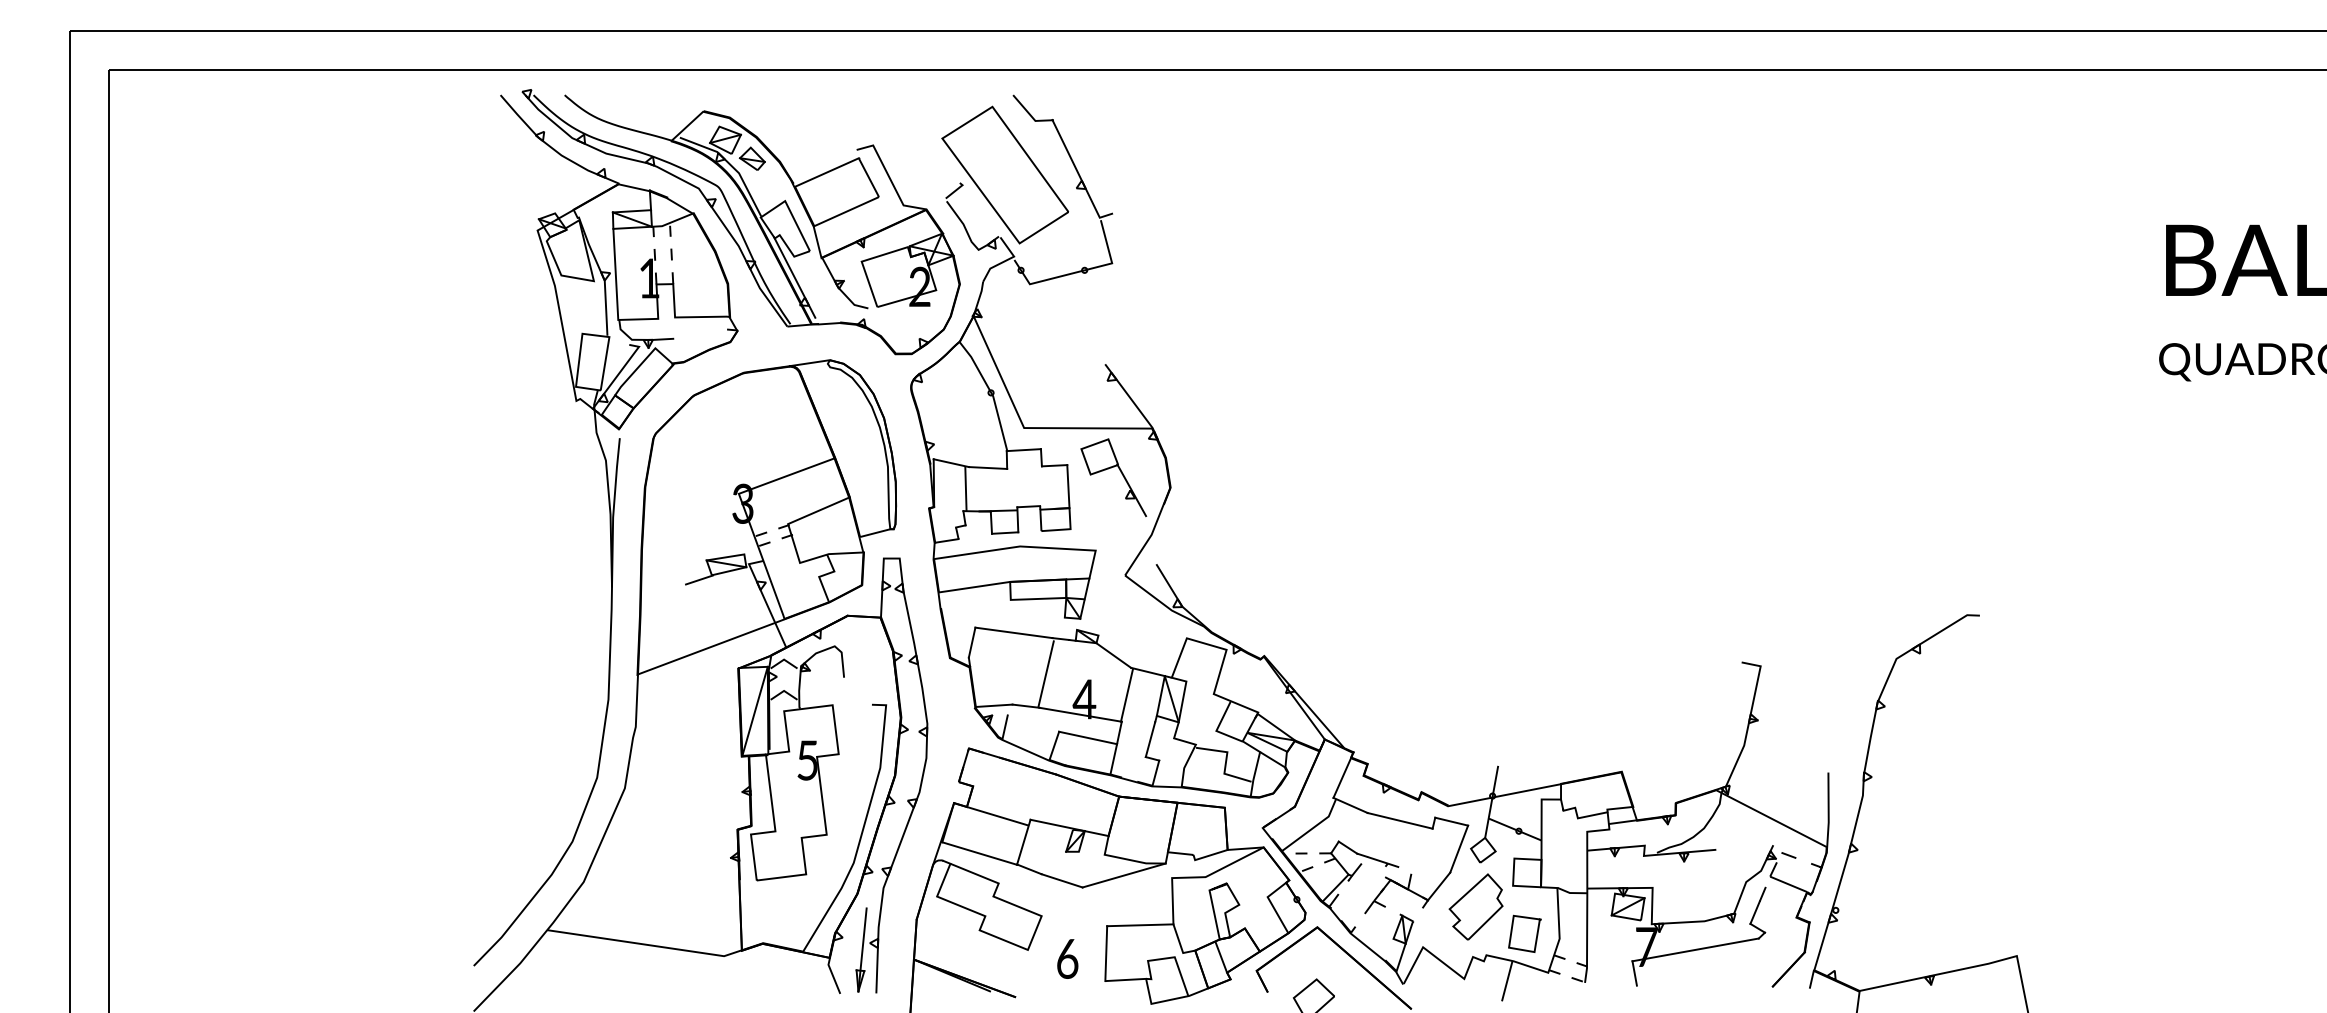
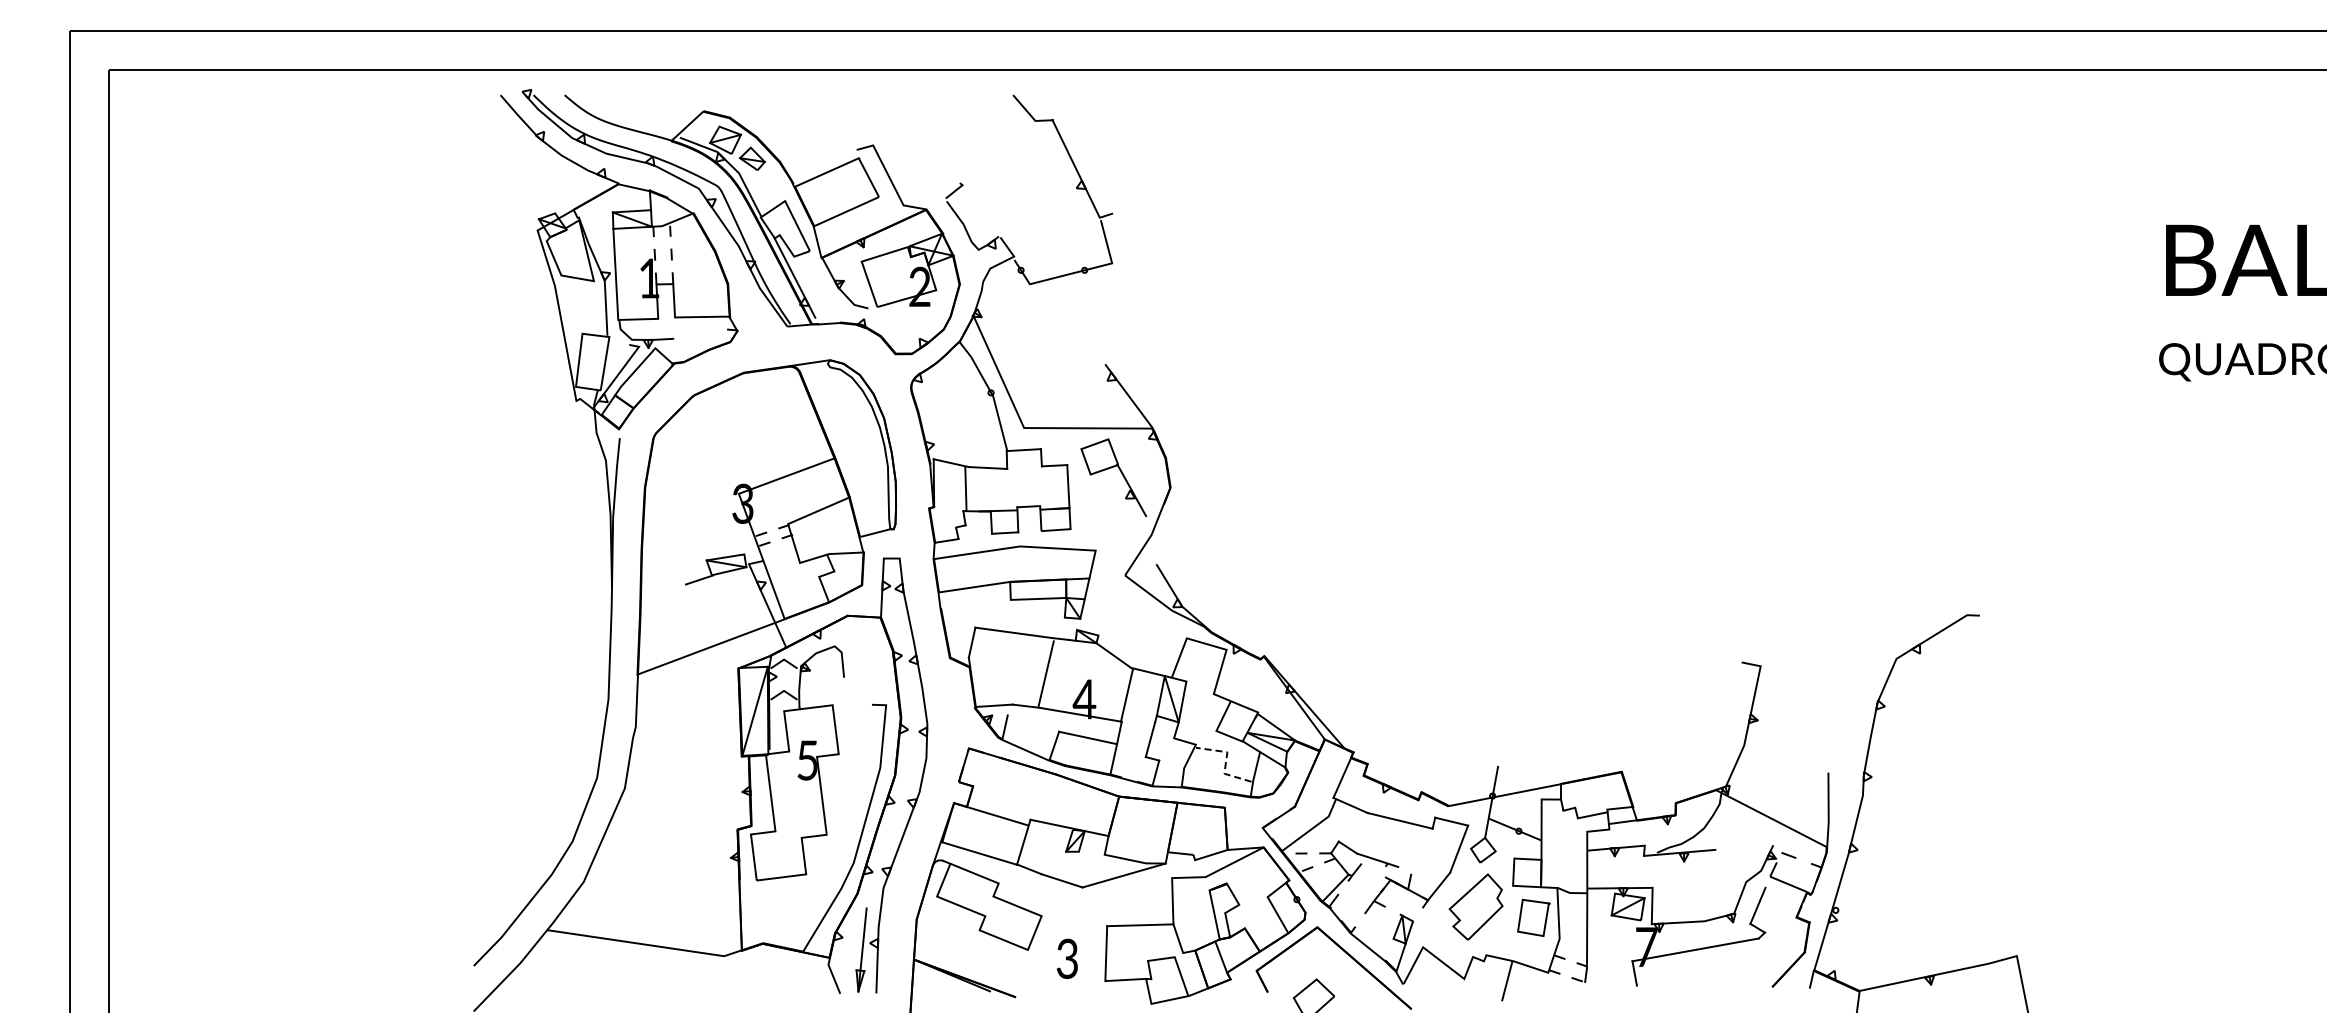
part: present -> none (1005, 174)
line: solid -> dashed (1226, 761)
line position: (1536, 933) -> (1545, 917) (1545, 917)
text: 6 -> 3 (1067, 958)
